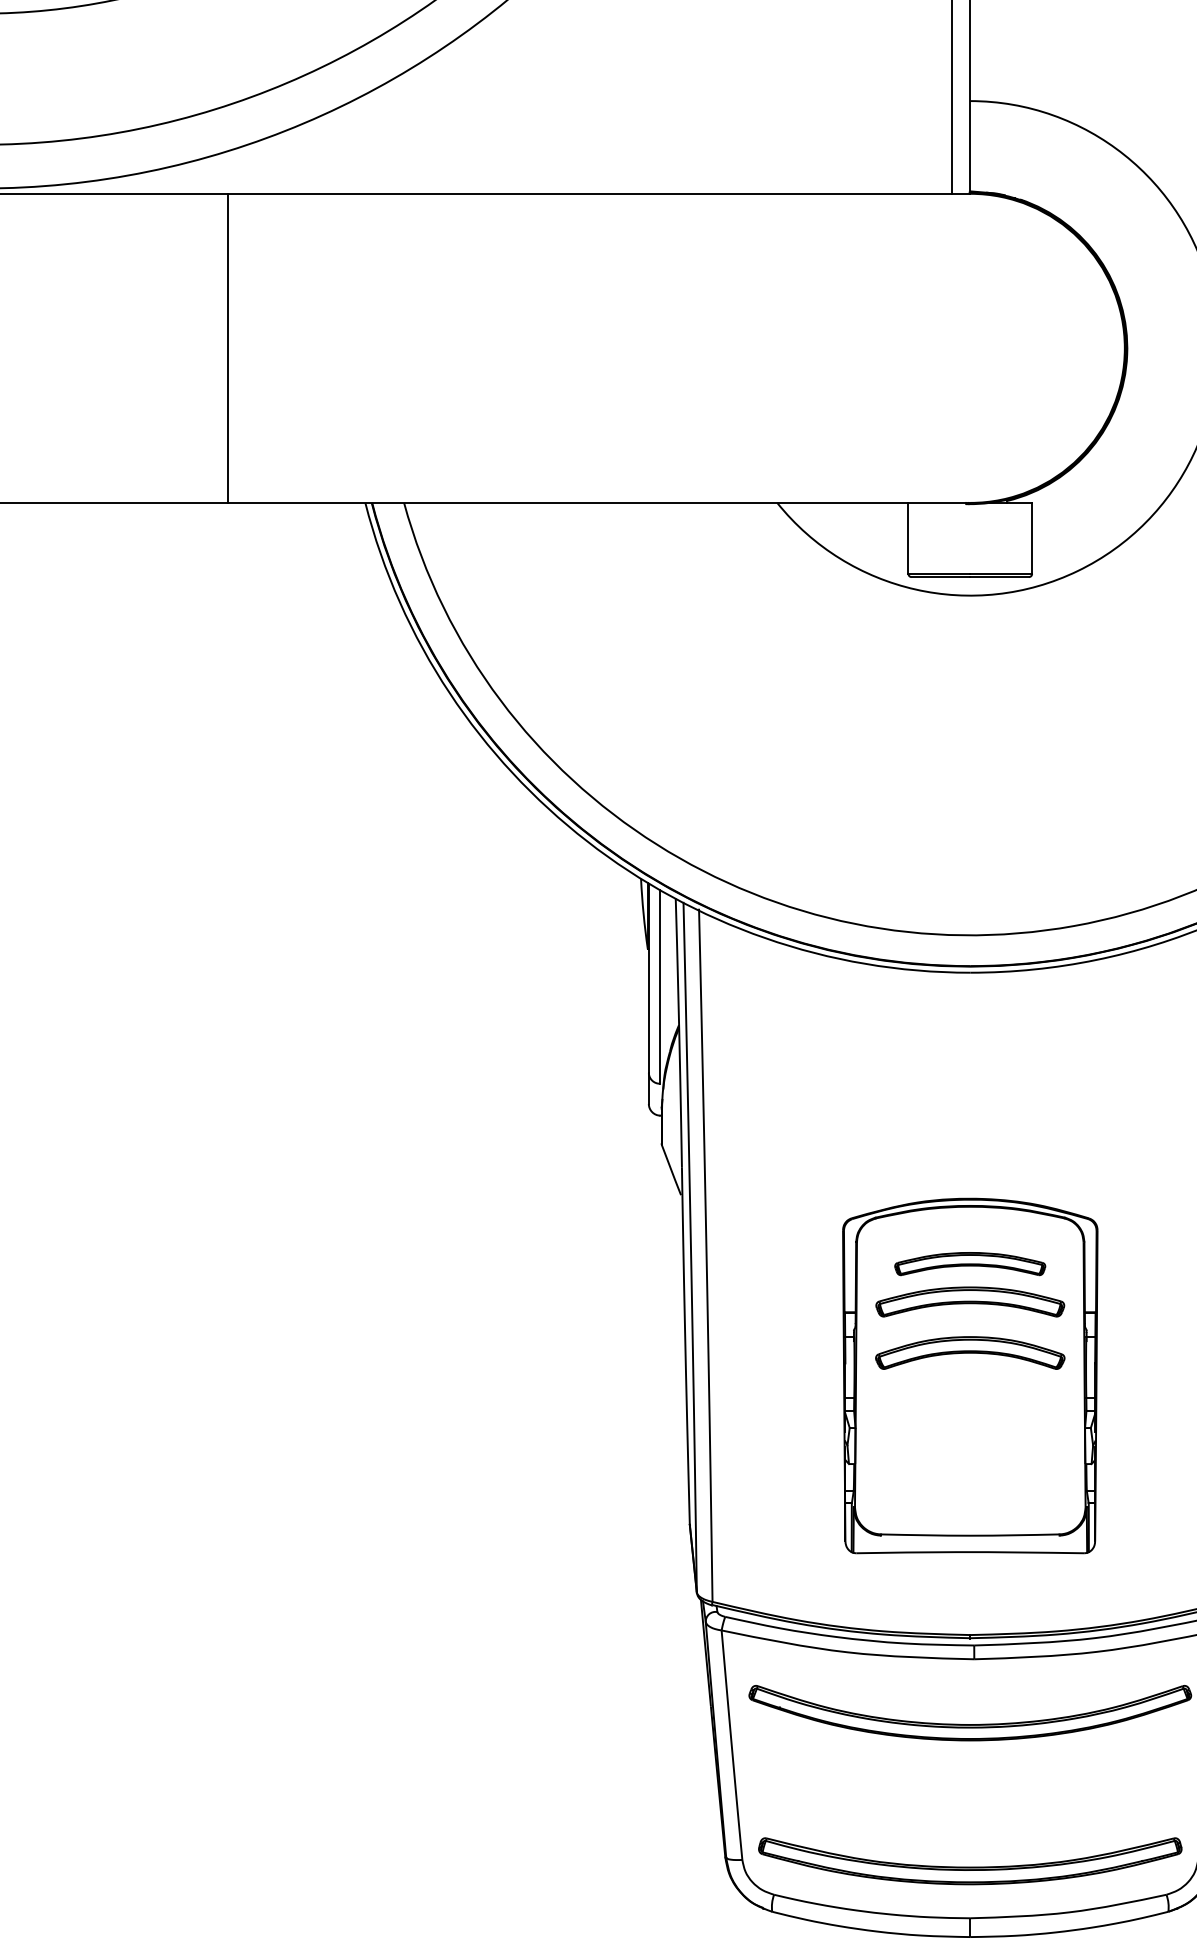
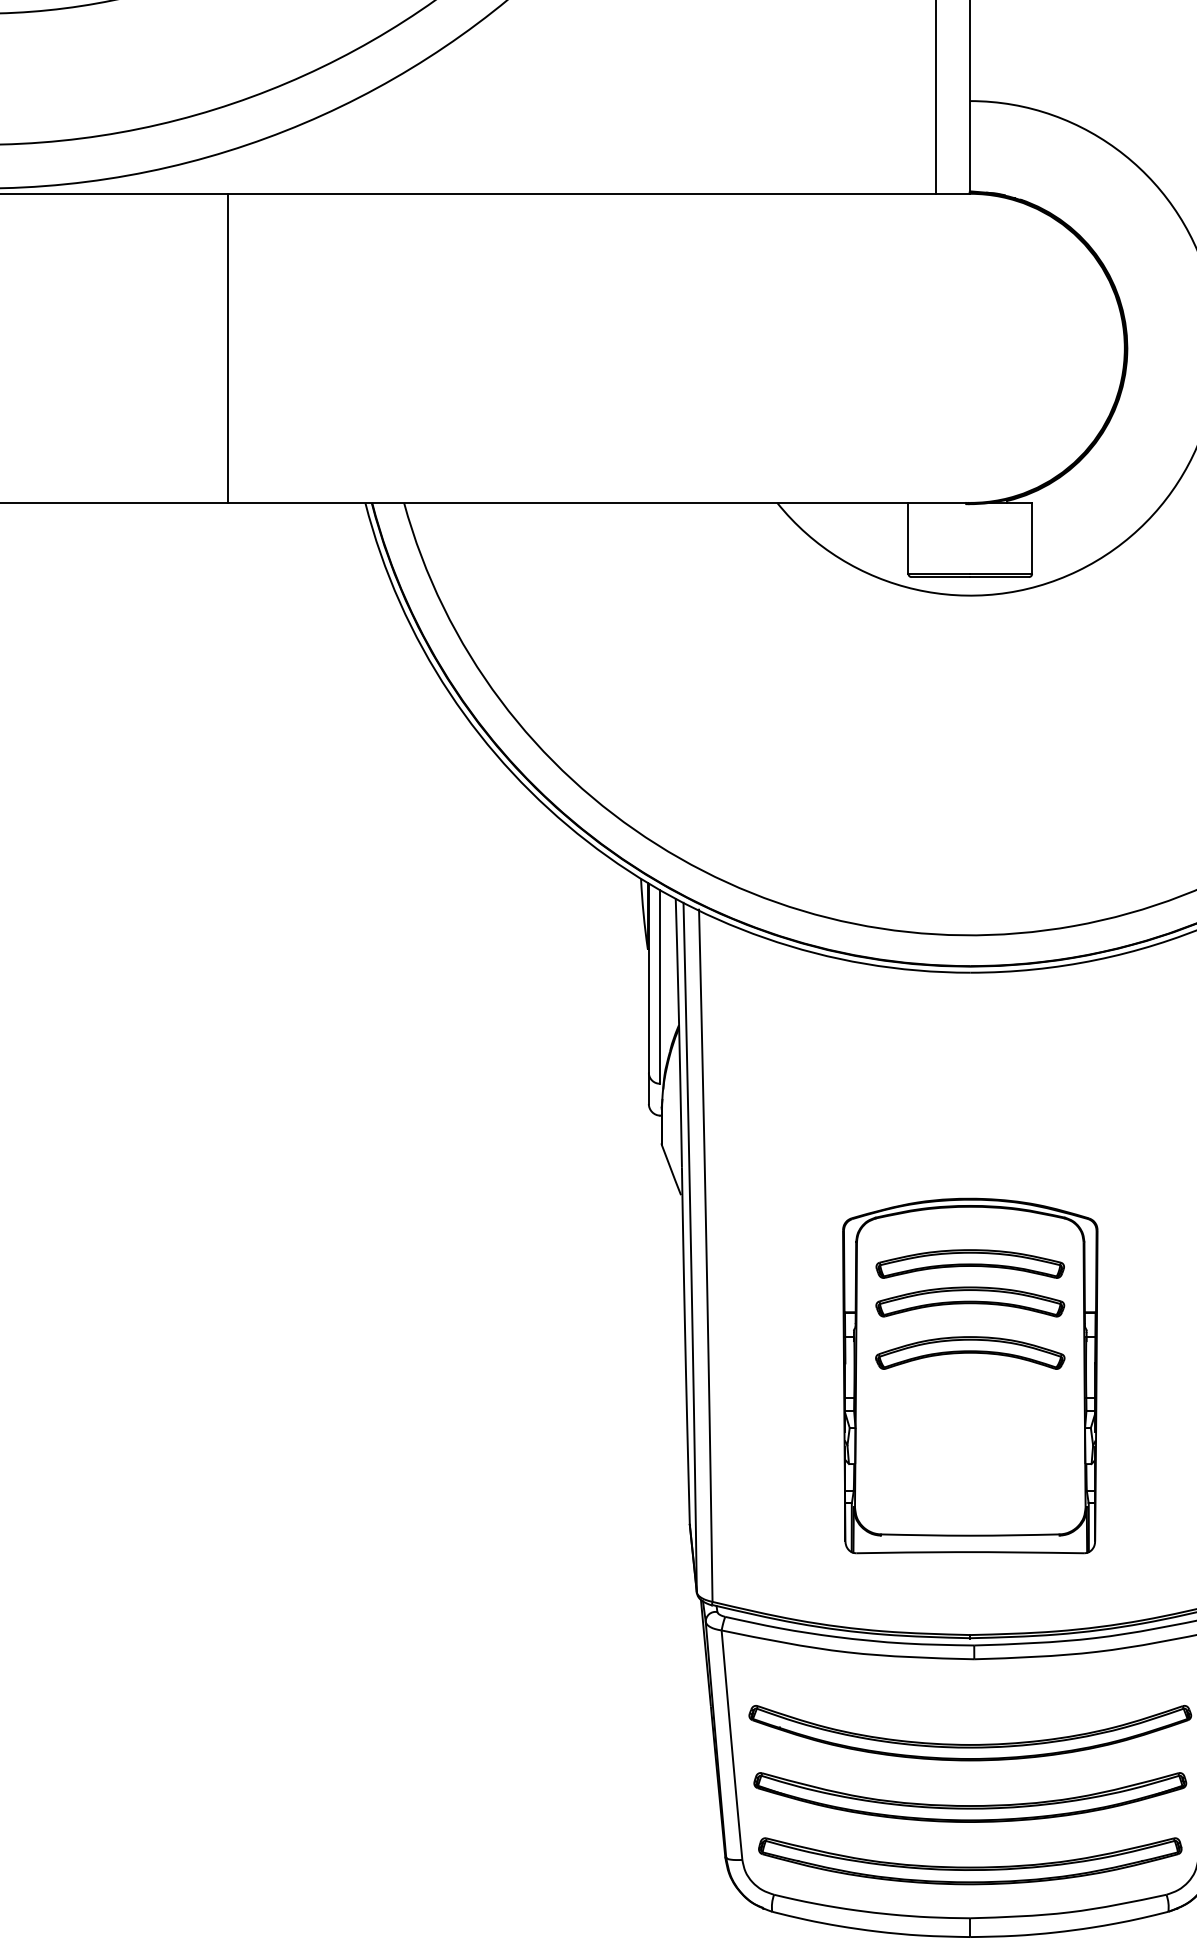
line position: (951, 97) -> (935, 97) (935, 97)
part size: 153x25 px -> 190x30 px (969, 1263)
part position: (970, 1724) -> (970, 1744) (970, 1744)
part: none -> present (970, 1805)
